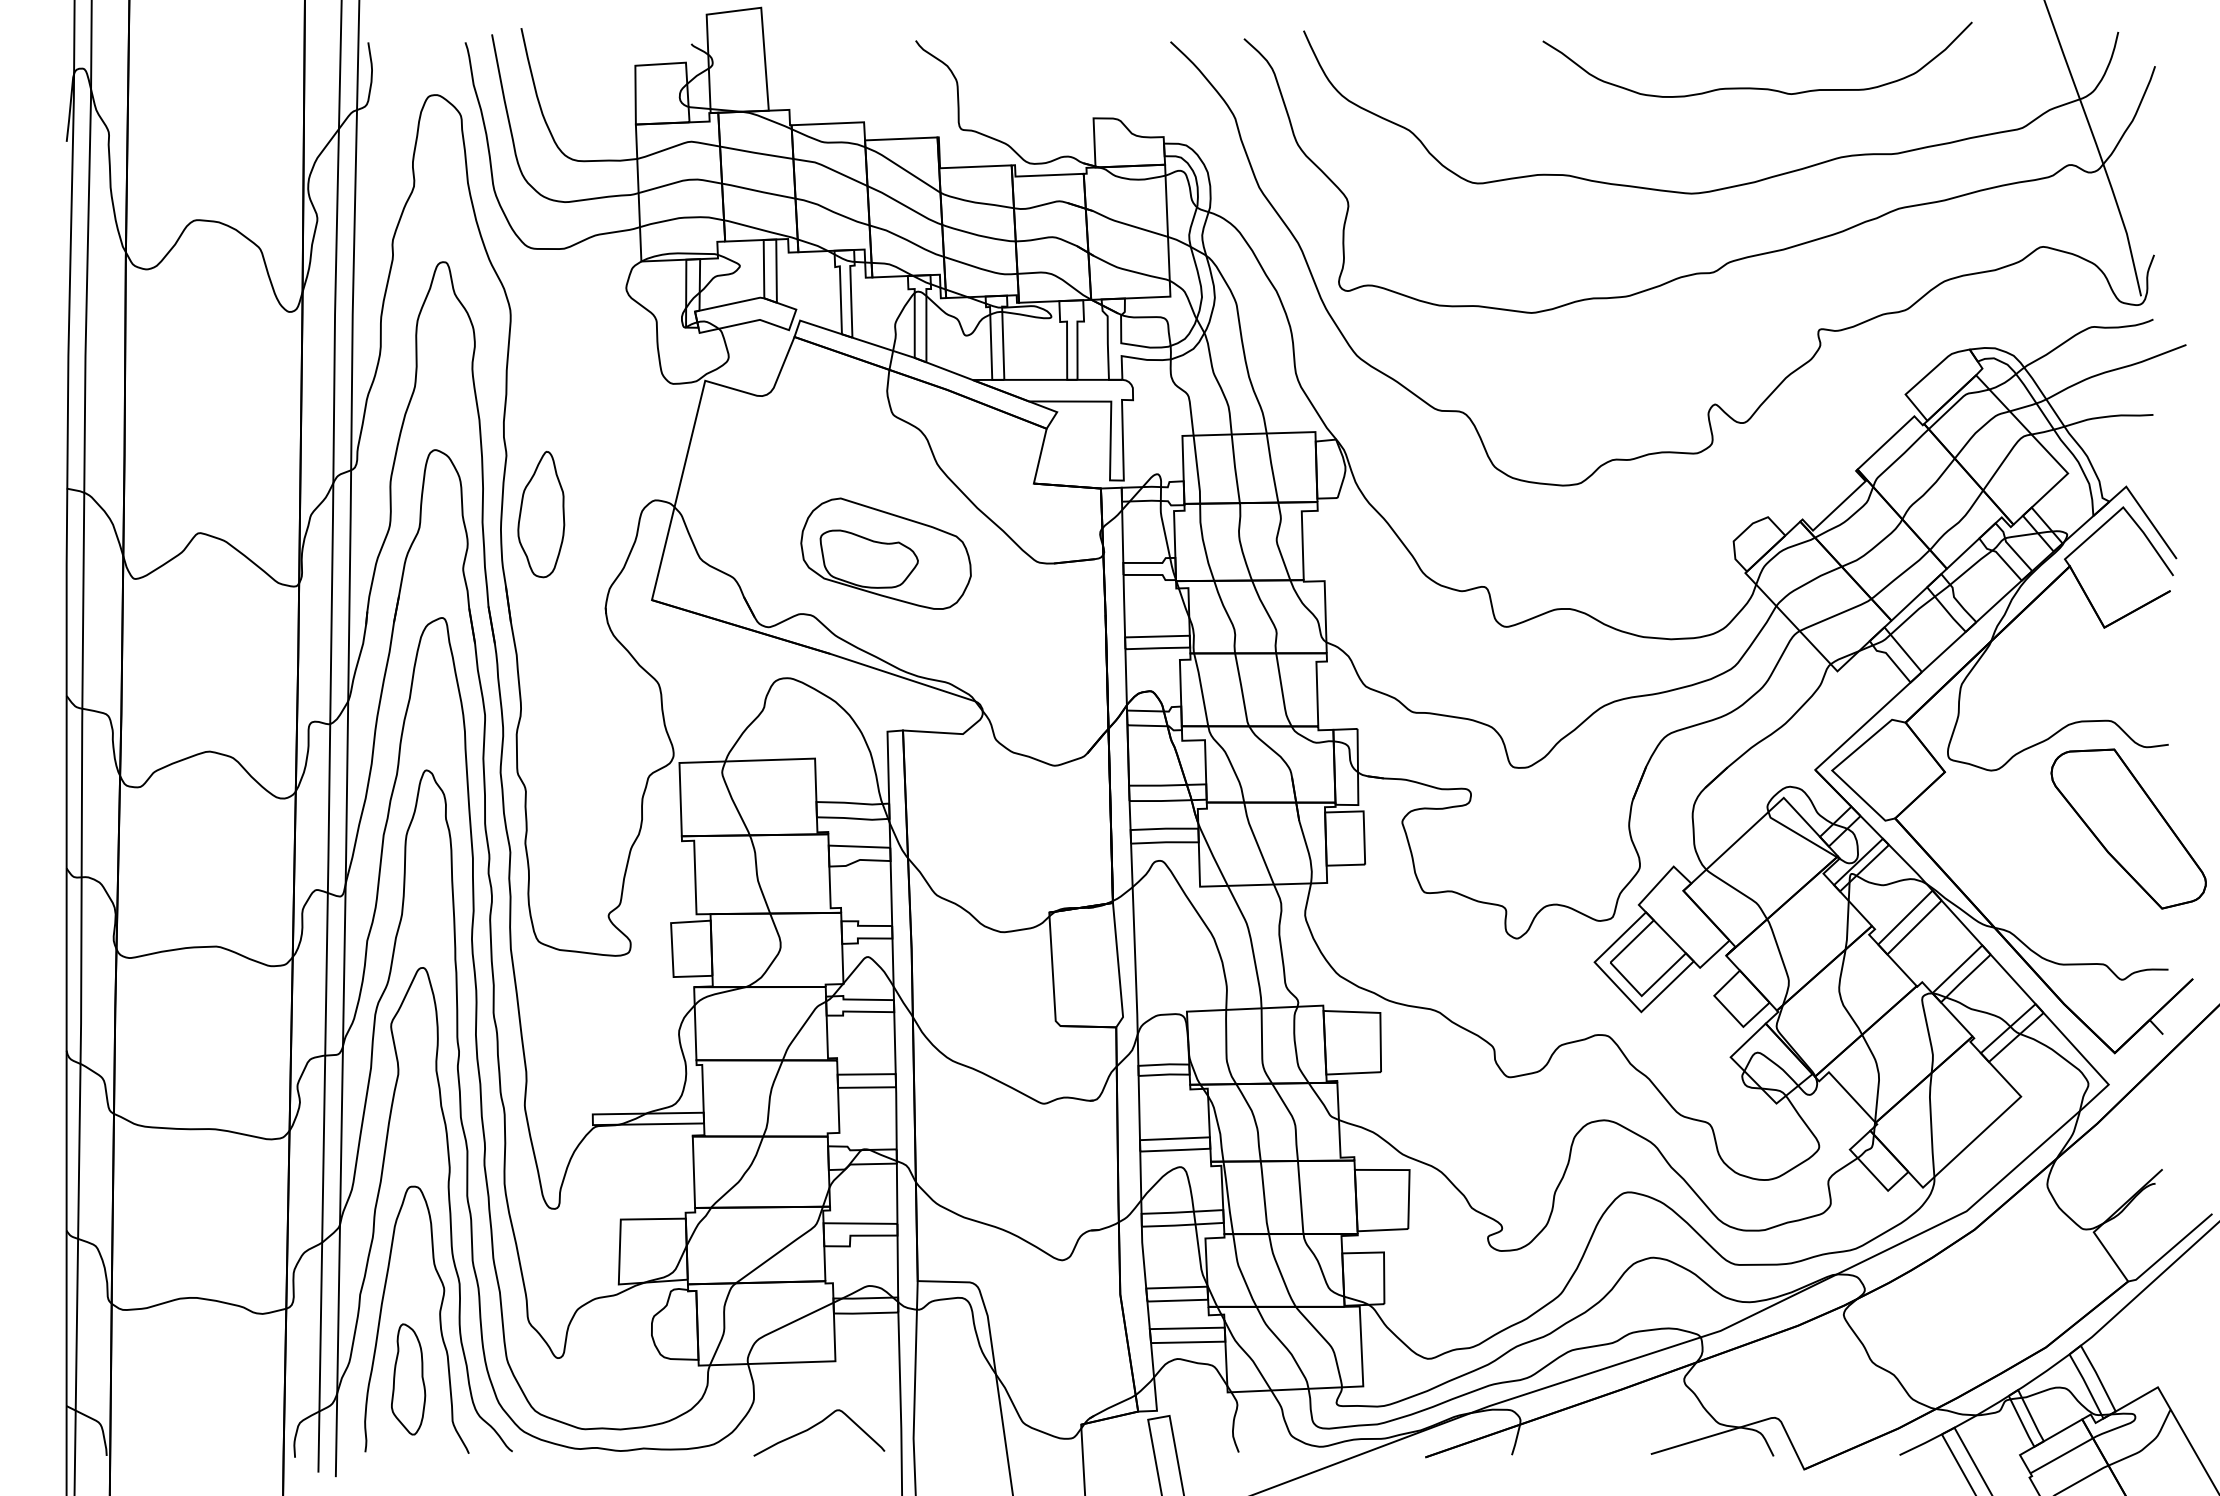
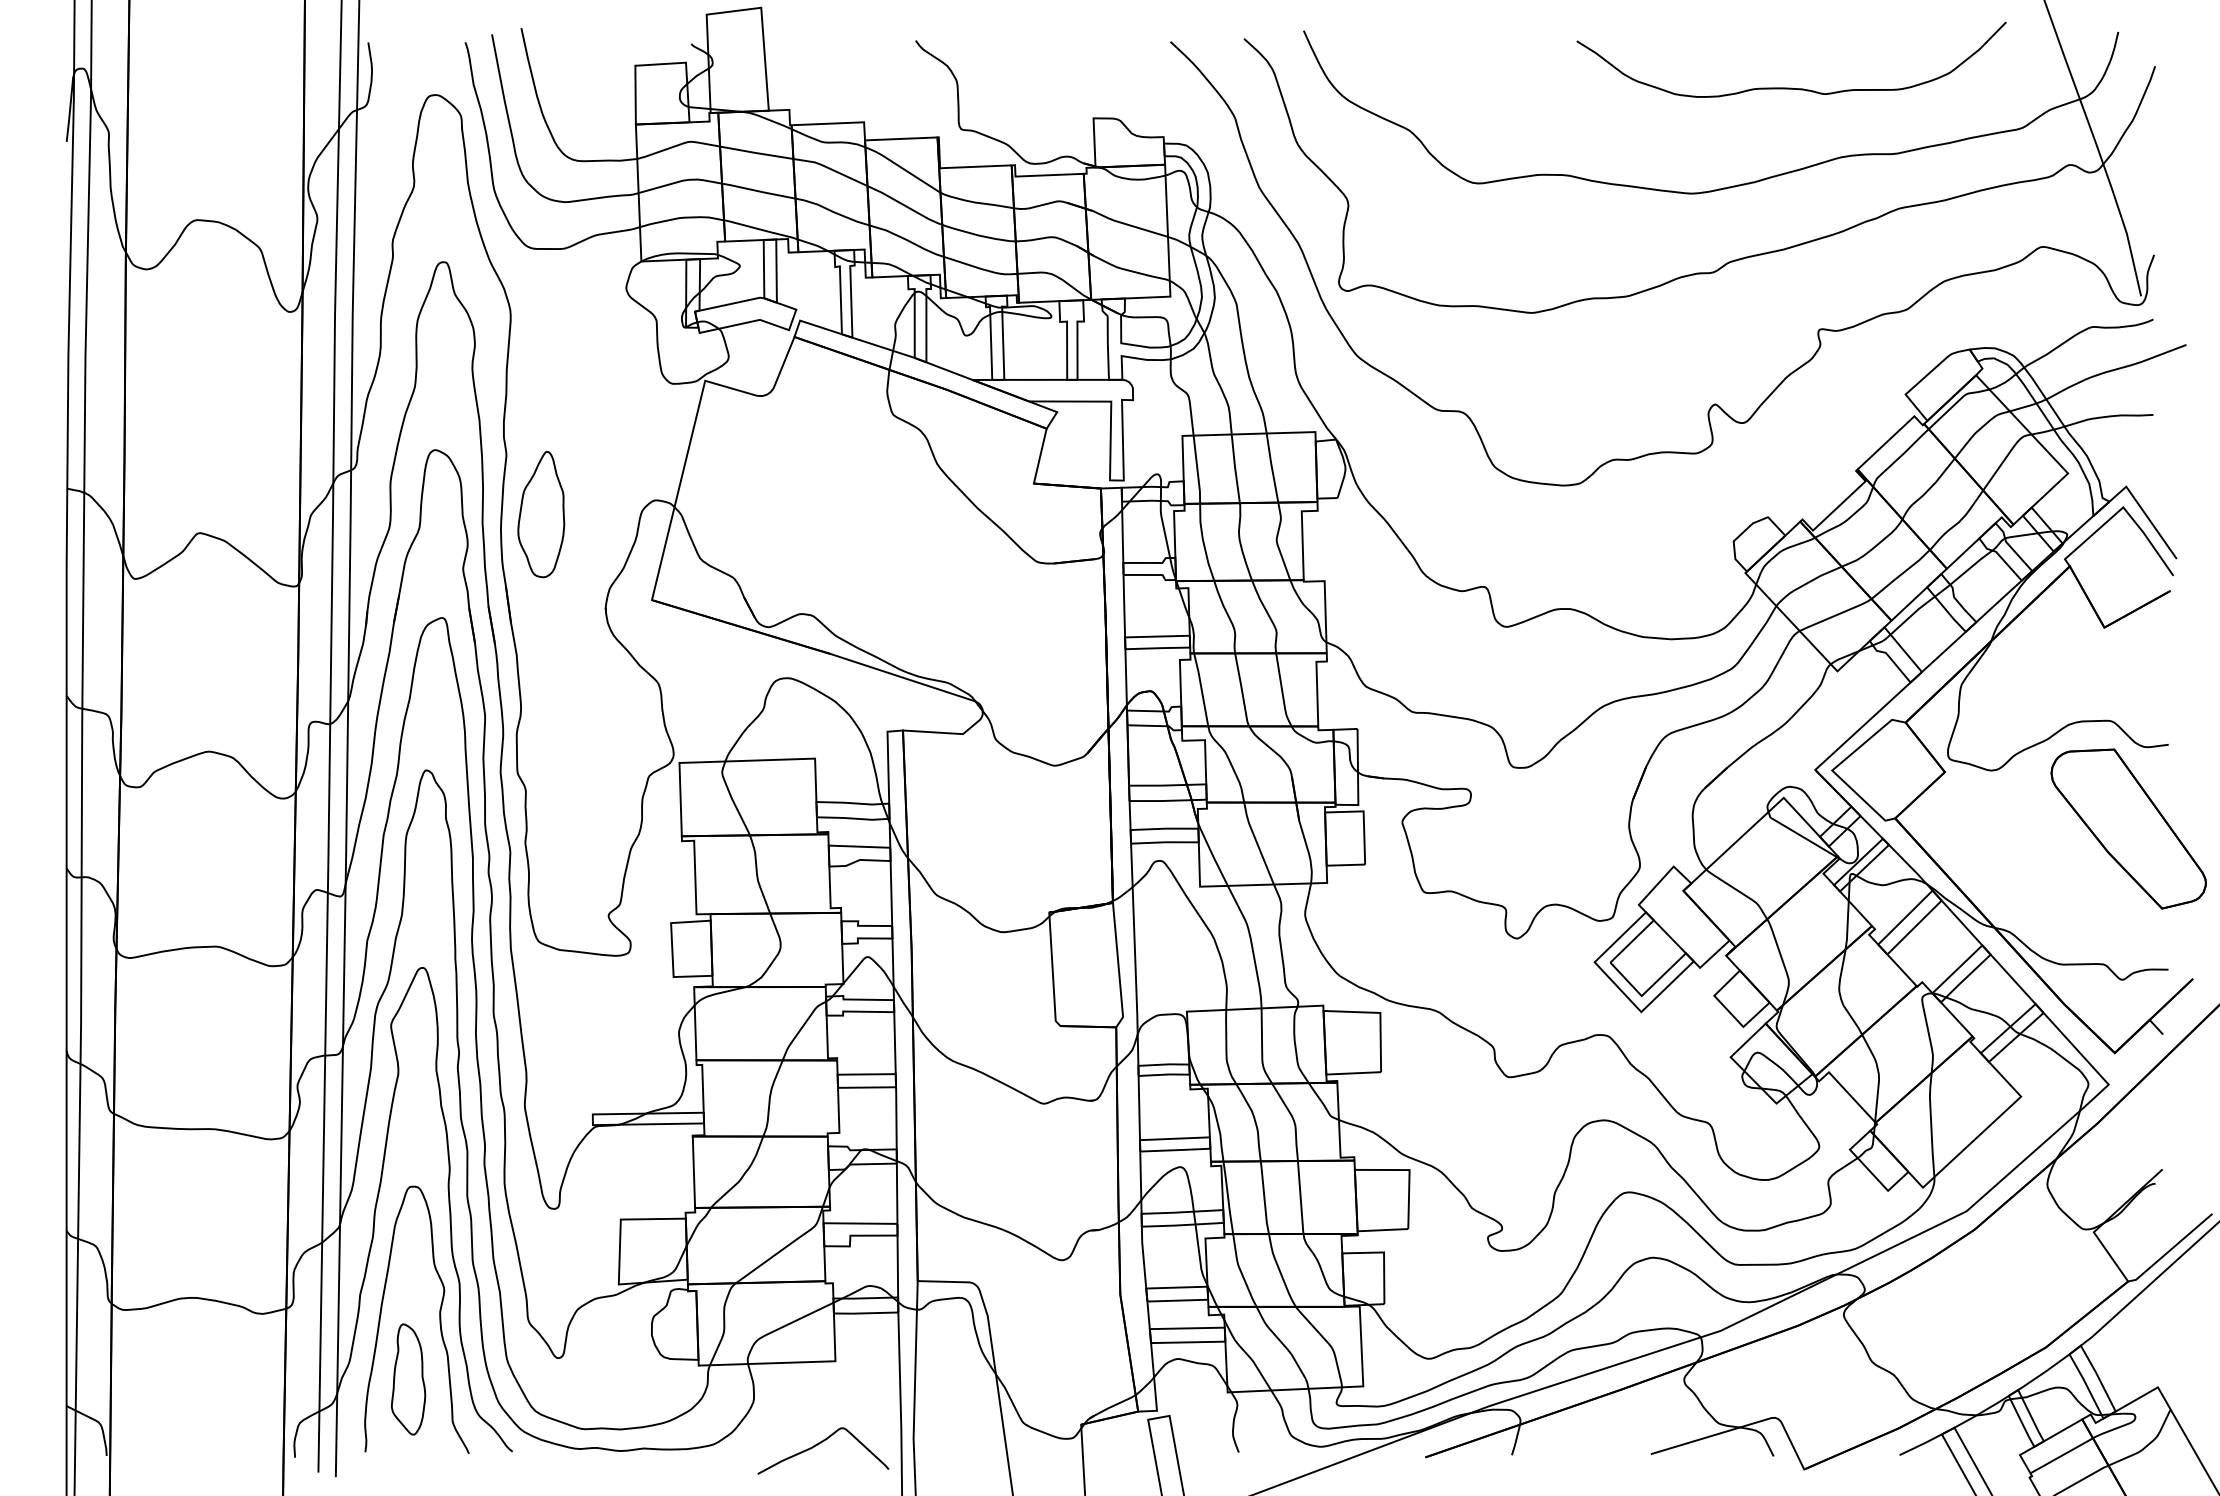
curve position: (1757, 87) -> (1791, 87) (1791, 87)
part: present -> none (885, 553)
curve position: (815, 1426) -> (819, 1444) (819, 1444)
